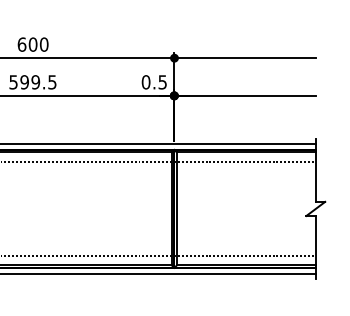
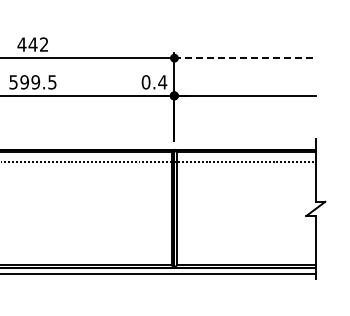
text: 600 -> 442 (32, 44)
line: solid -> dashed (245, 58)
text: 0.5 -> 0.4 (162, 82)
line: present -> none (158, 143)
line: present -> none (158, 256)
